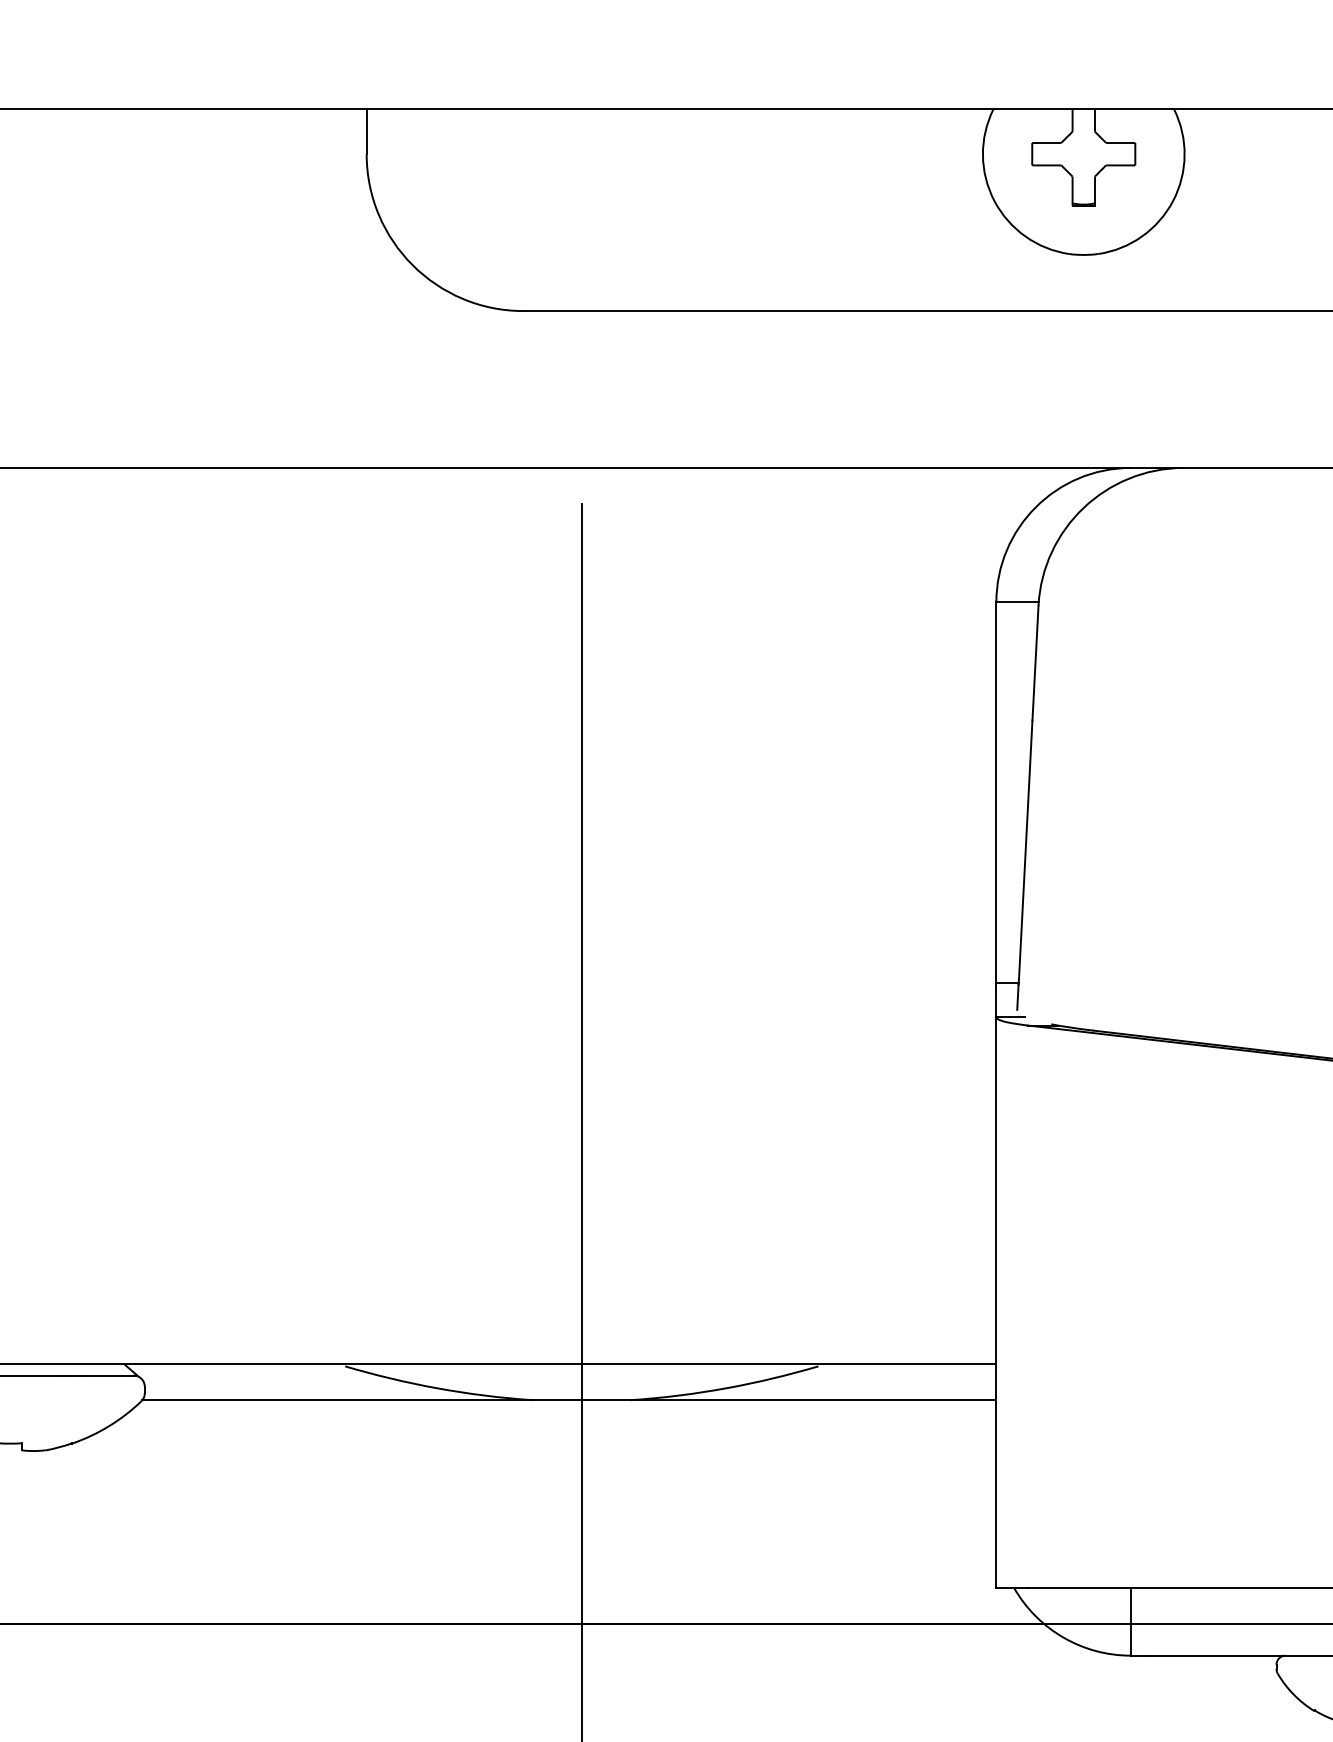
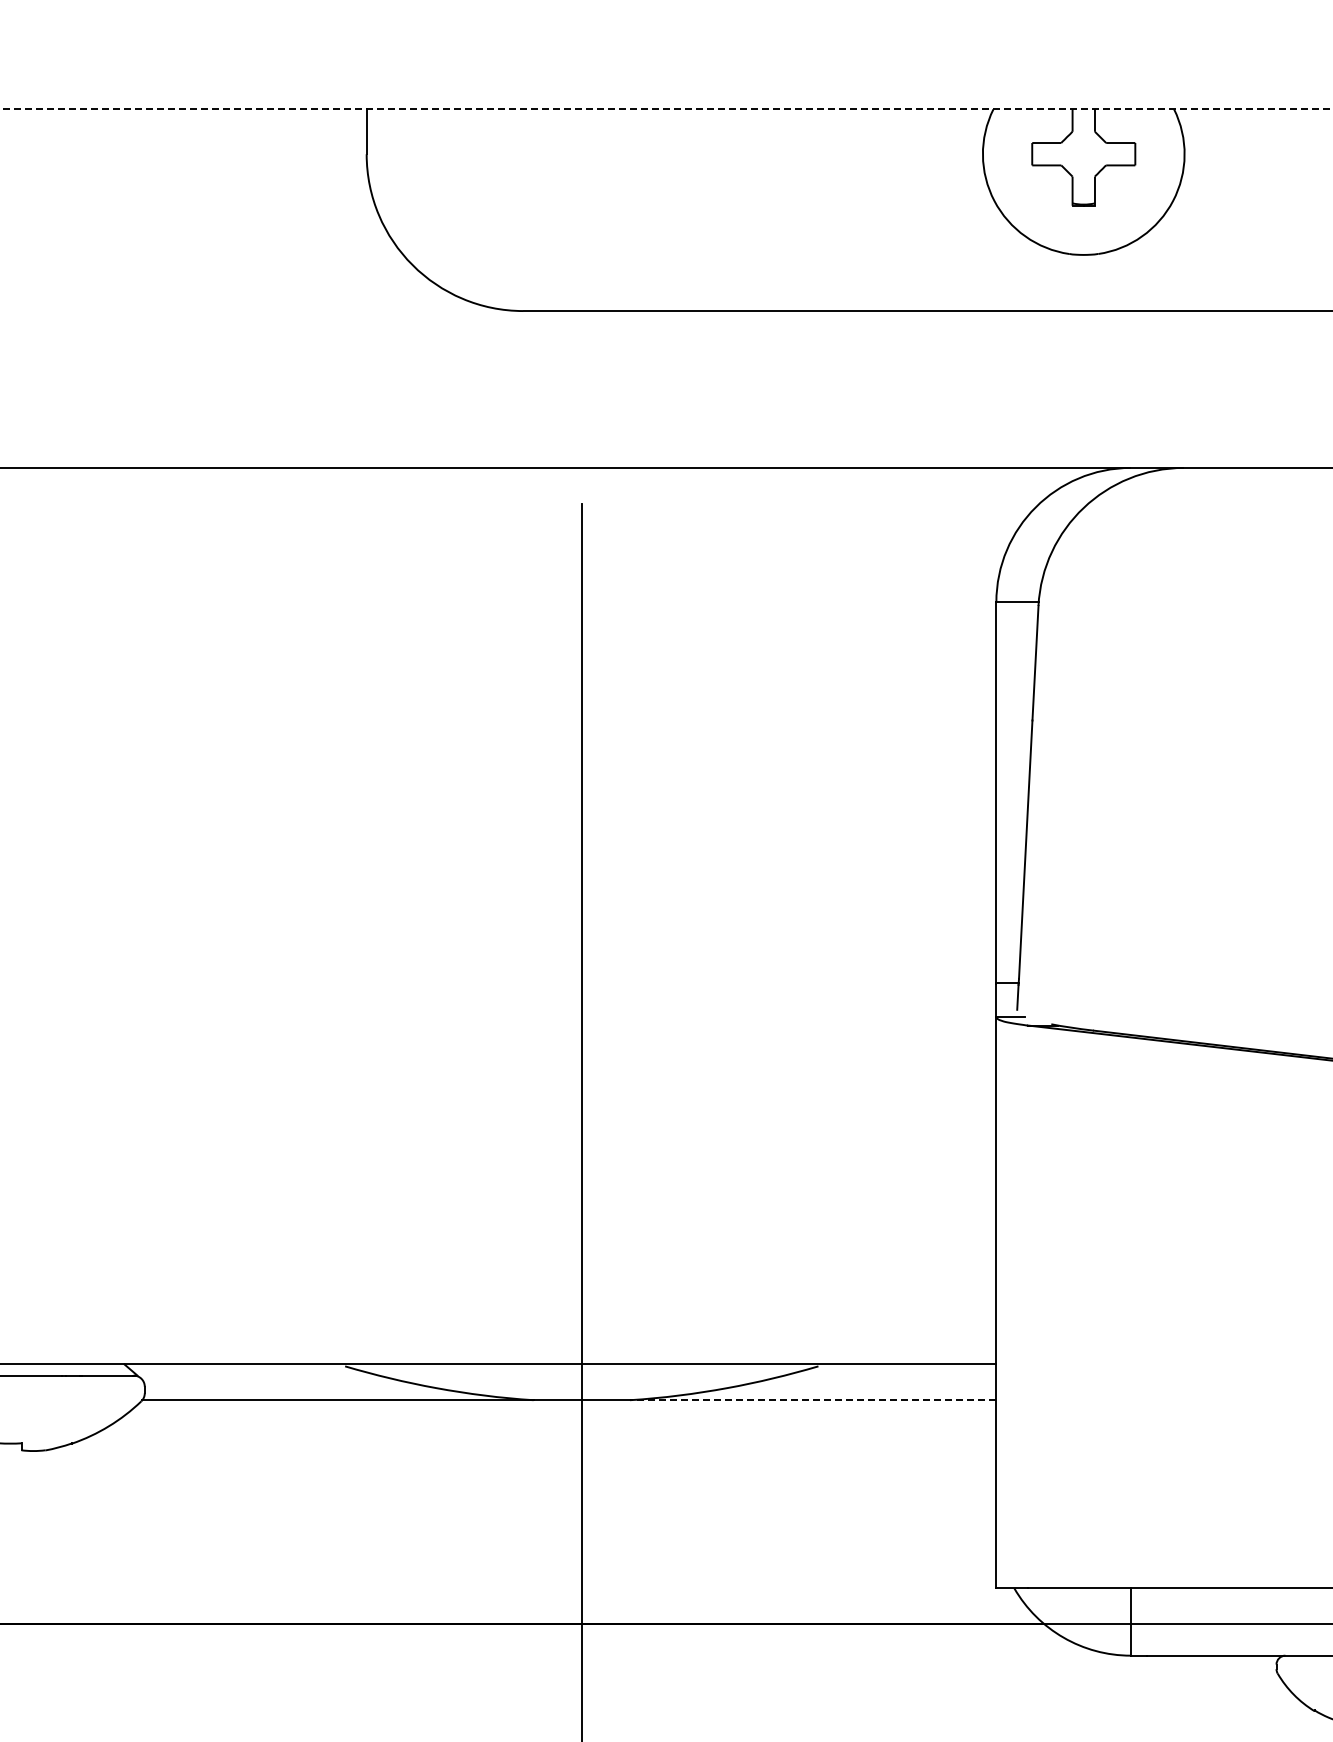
line: solid -> dashed (666, 109)
line: solid -> dashed (812, 1400)
